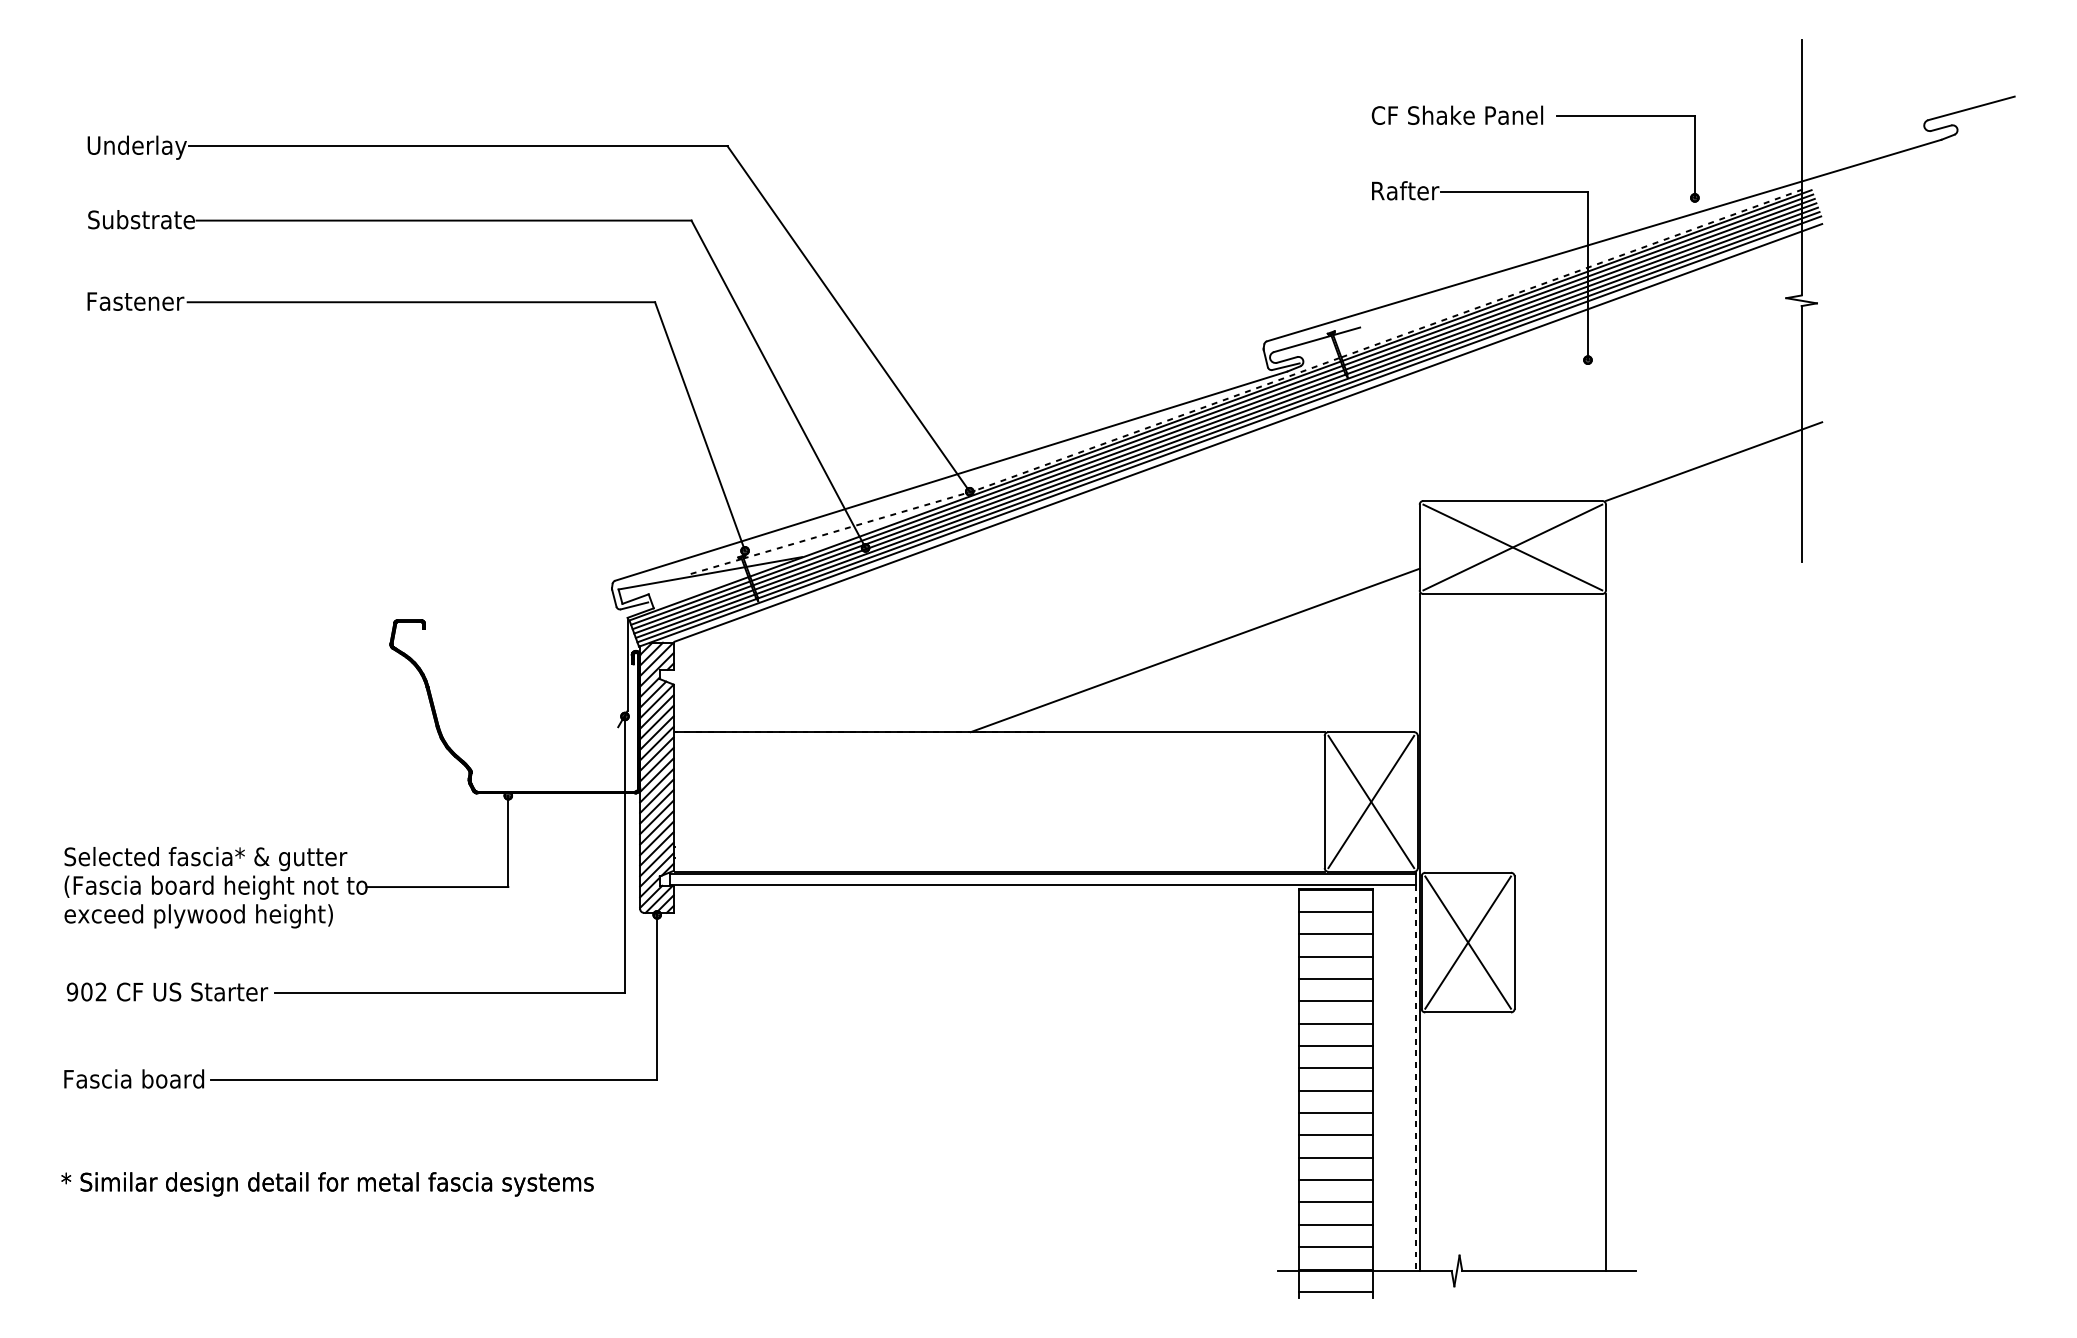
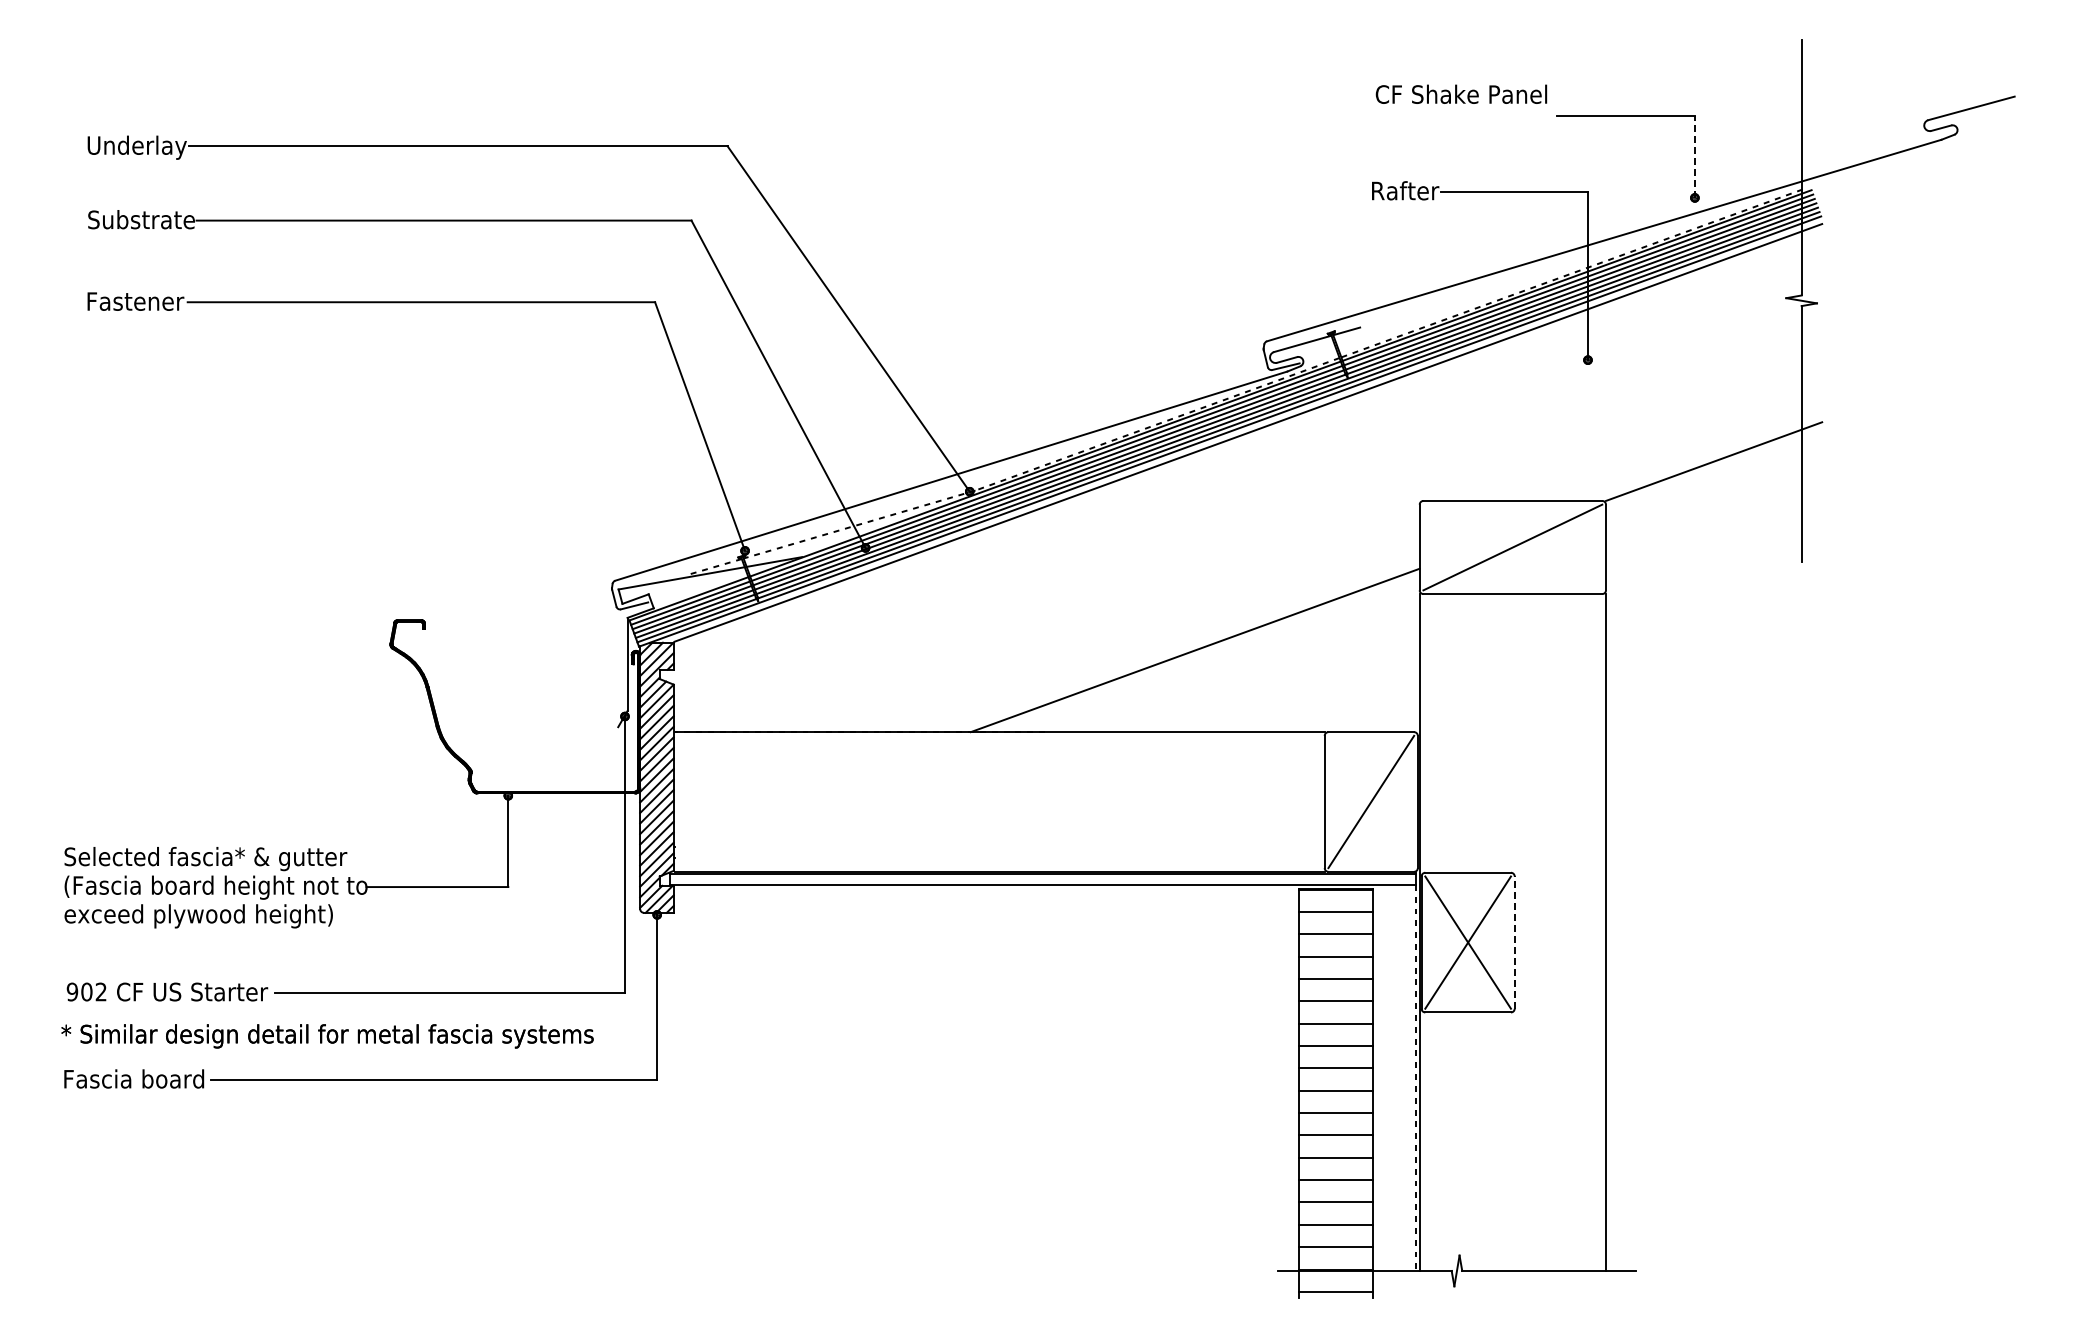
text position: (1457, 114) -> (1461, 93) (1461, 93)
line: solid -> dashed (1694, 157)
line: present -> none (1512, 547)
line: present -> none (1371, 801)
line: solid -> dashed (1514, 942)
text position: (327, 1184) -> (327, 1036) (327, 1036)
